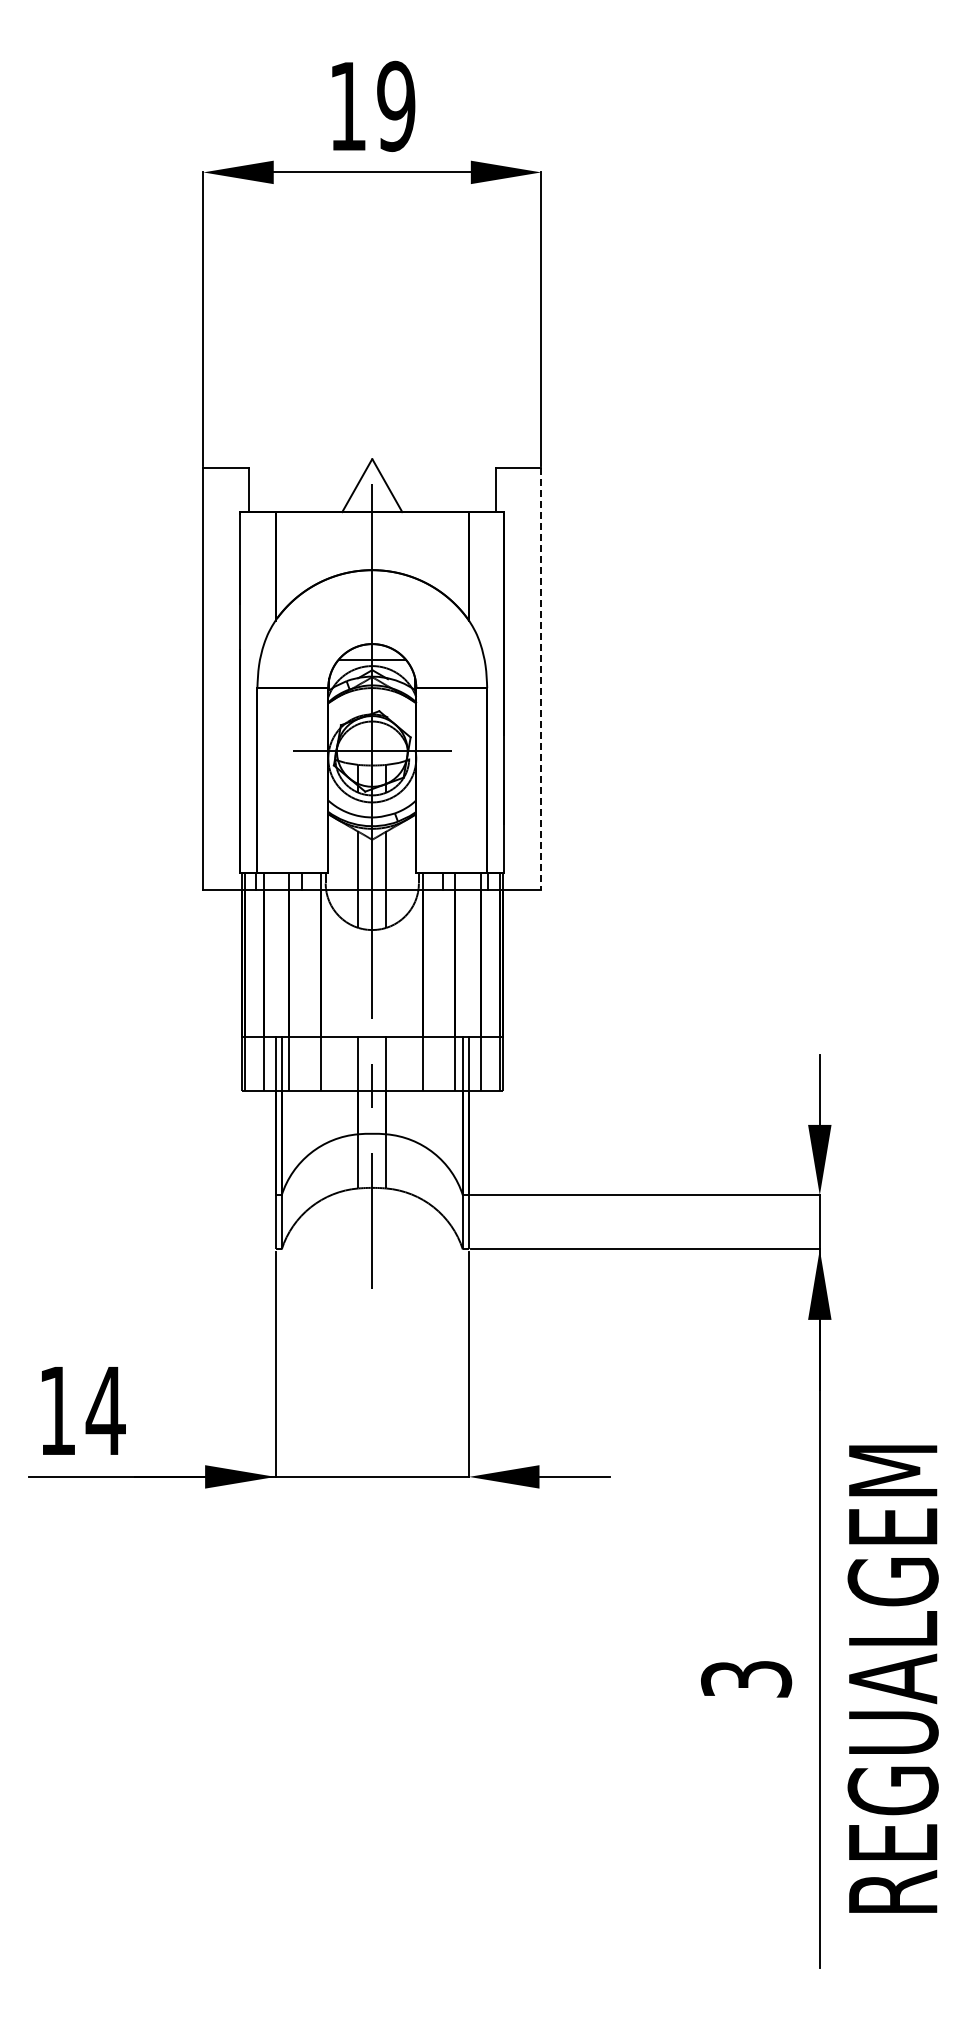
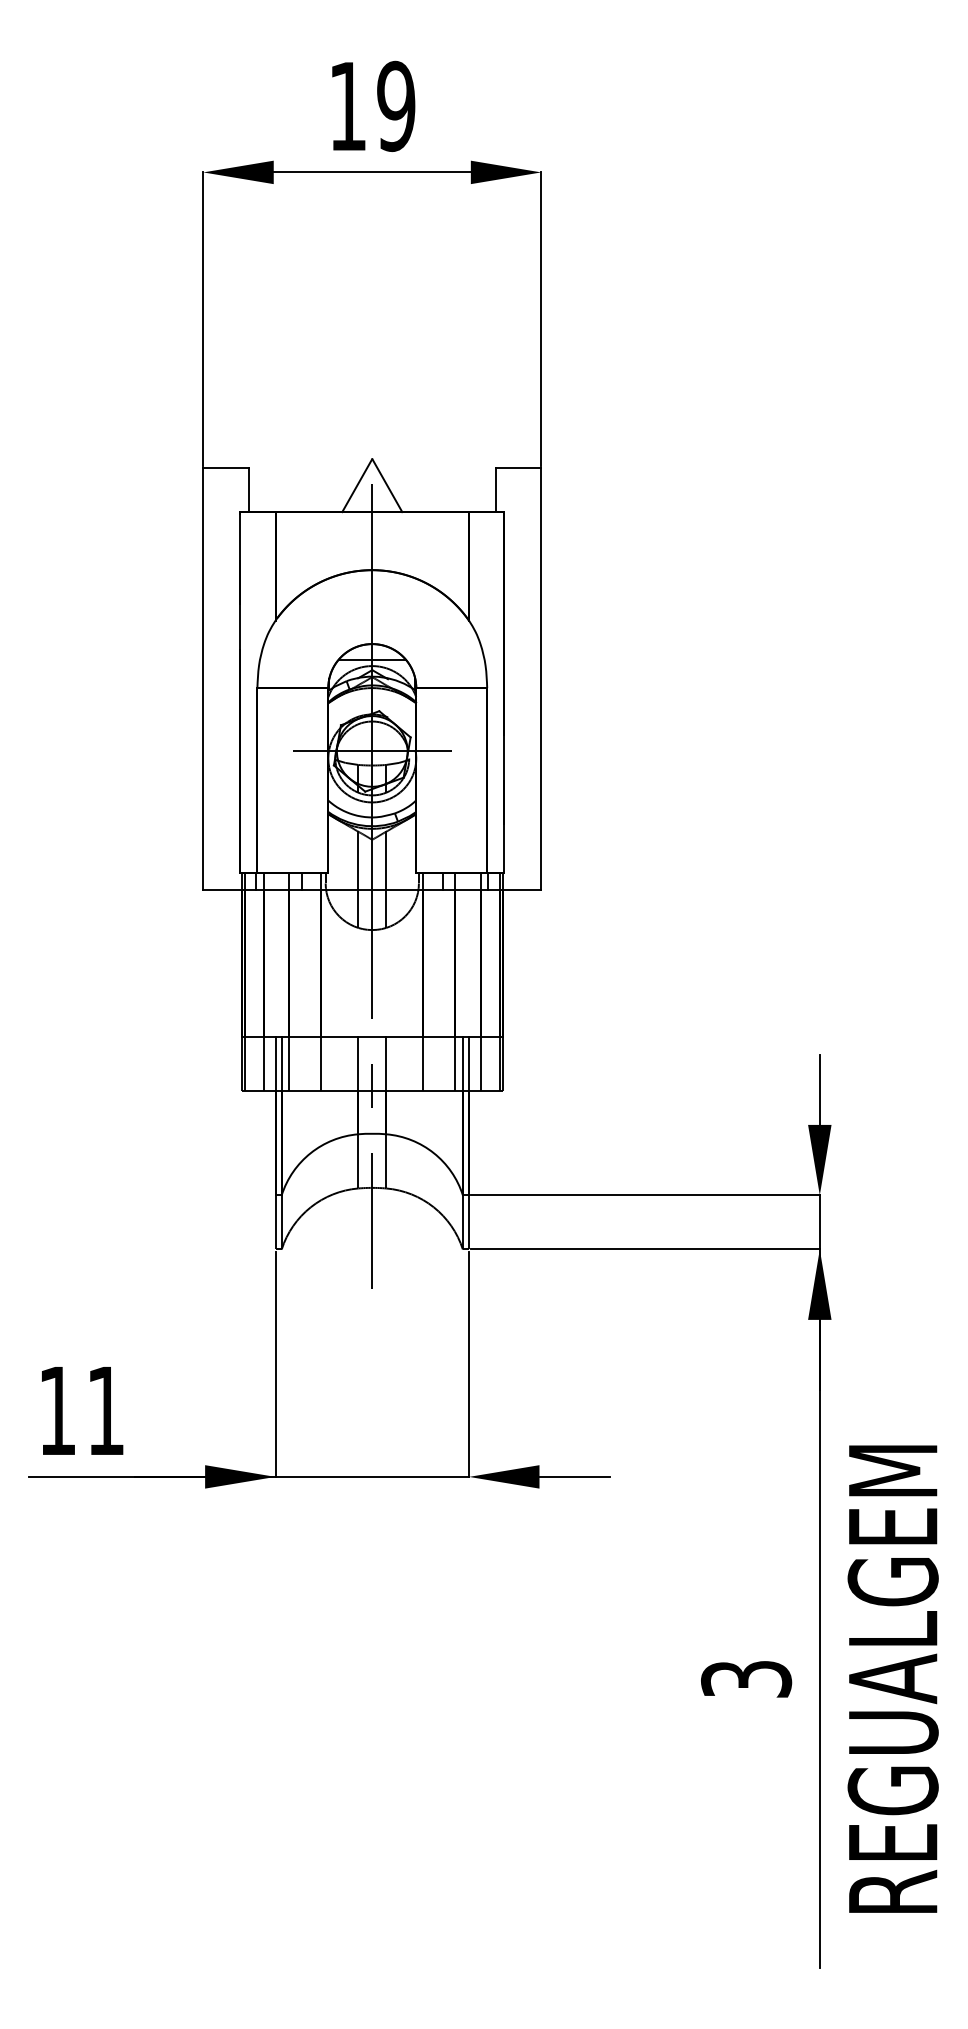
line: dashed -> solid (541, 679)
text: 14 -> 11 (105, 1410)
